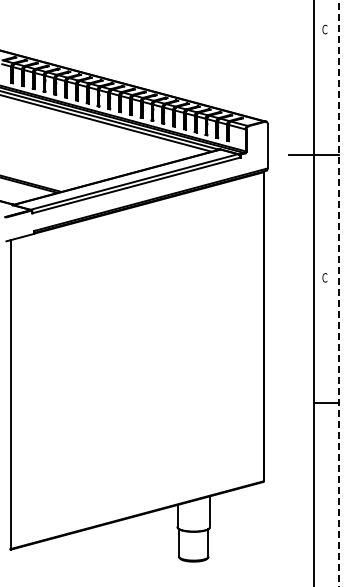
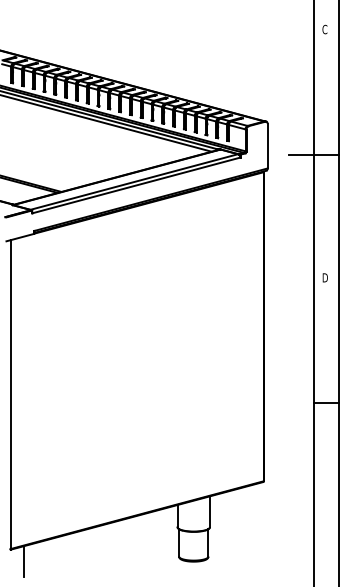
text: C -> D (324, 277)
line: dashed -> solid (338, 292)
line: none -> present (23, 561)
